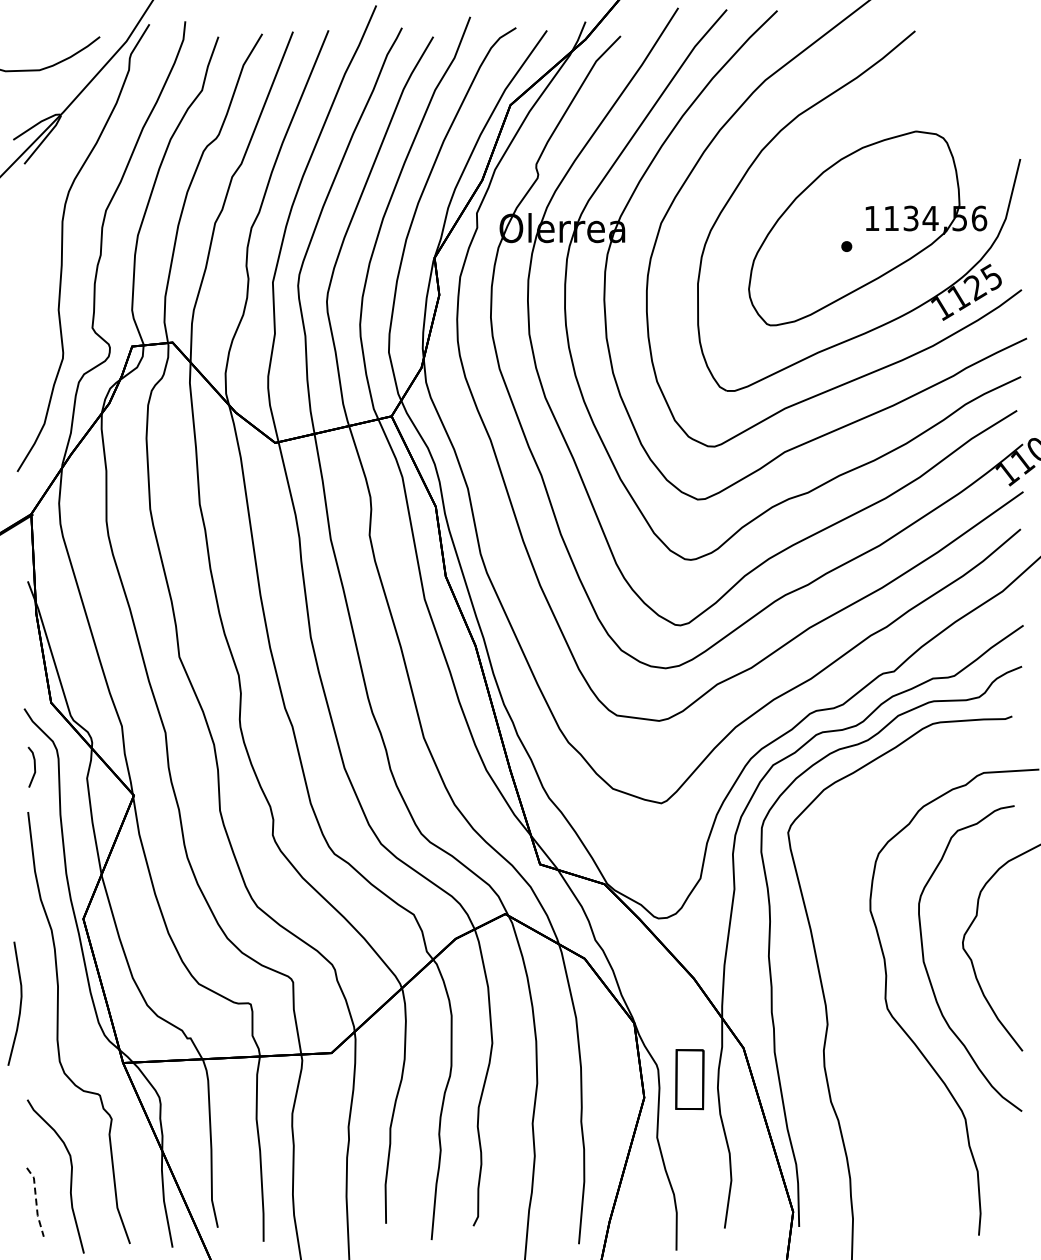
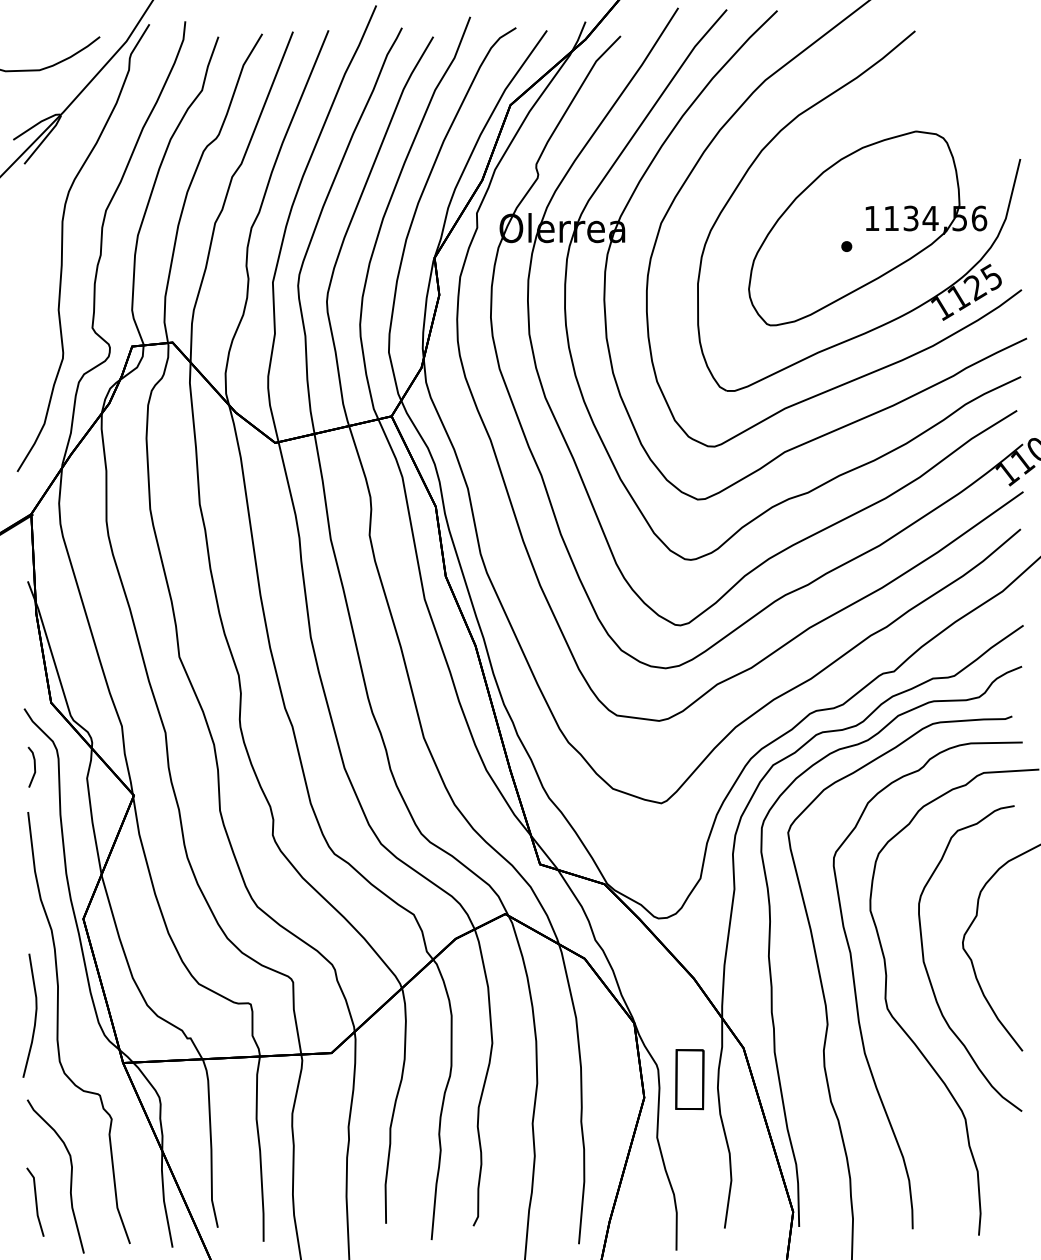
curve: none -> present (856, 991)
curve position: (19, 1004) -> (34, 1016) (34, 1016)
line: dashed -> solid (36, 1201)
